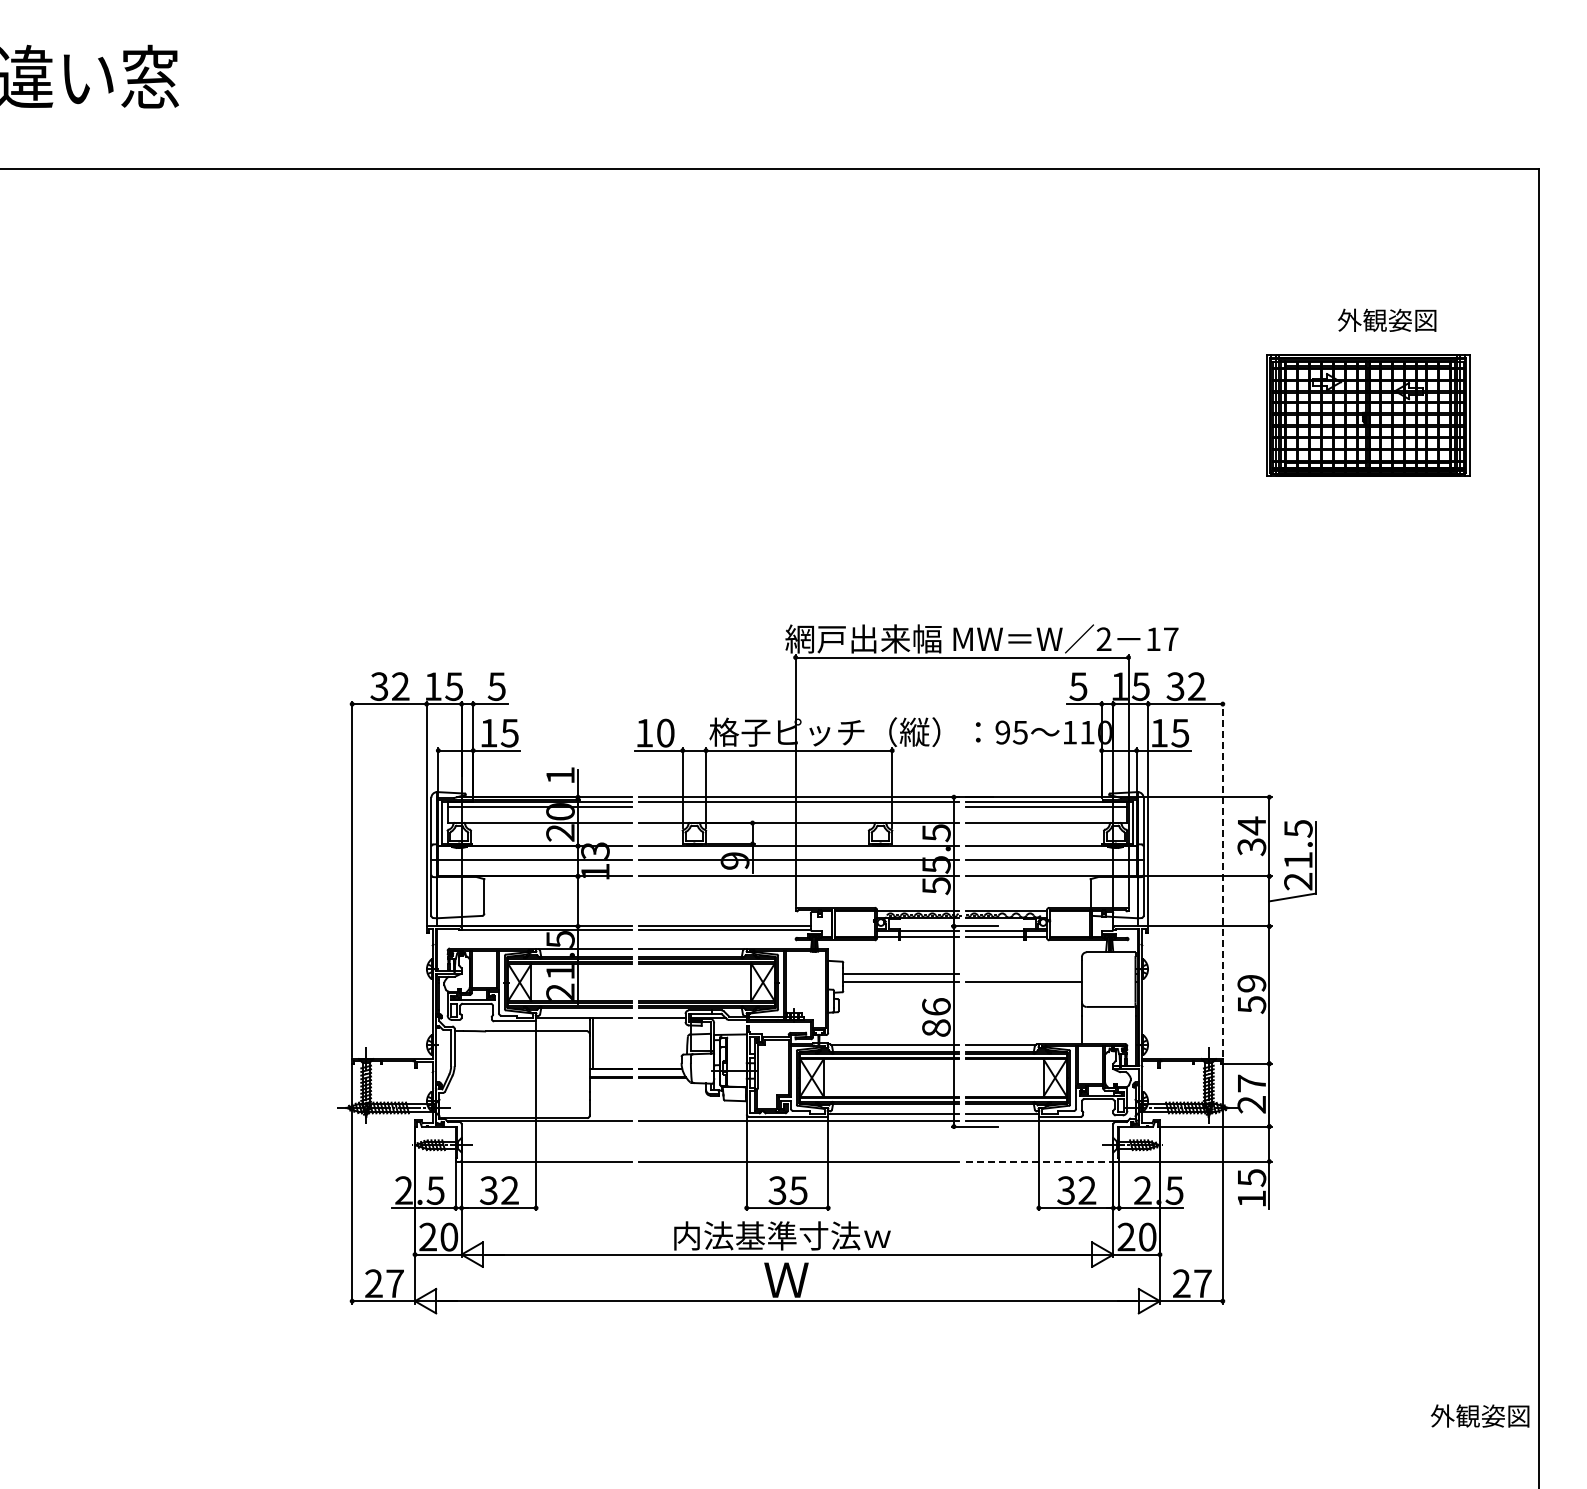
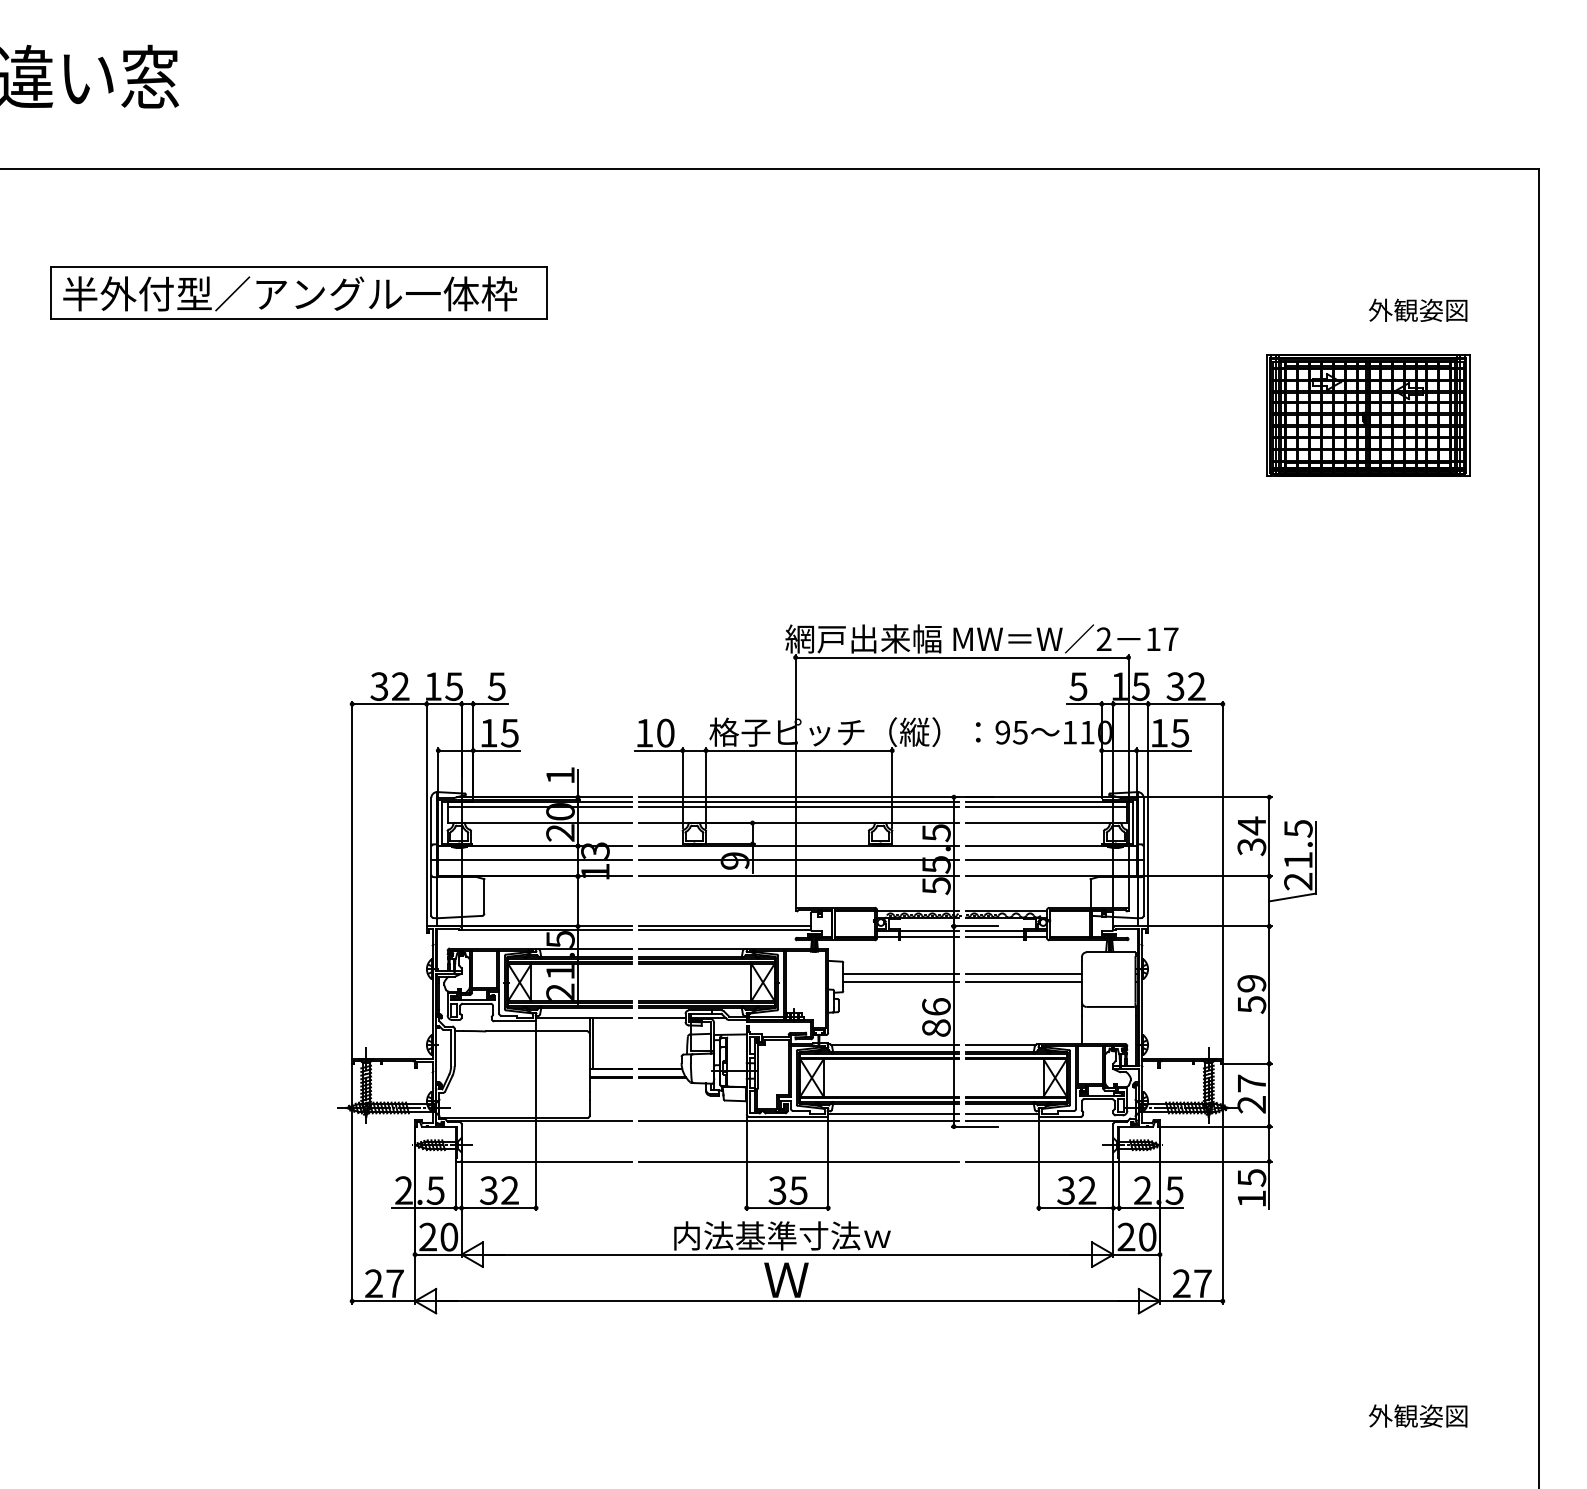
part: none -> present (298, 292)
text position: (1387, 319) -> (1418, 309) (1418, 309)
line: none -> present (798, 807)
line: dashed -> solid (1222, 879)
line: none -> present (1023, 973)
line: dashed -> solid (1042, 1161)
text position: (1479, 1415) -> (1417, 1415) (1417, 1415)
